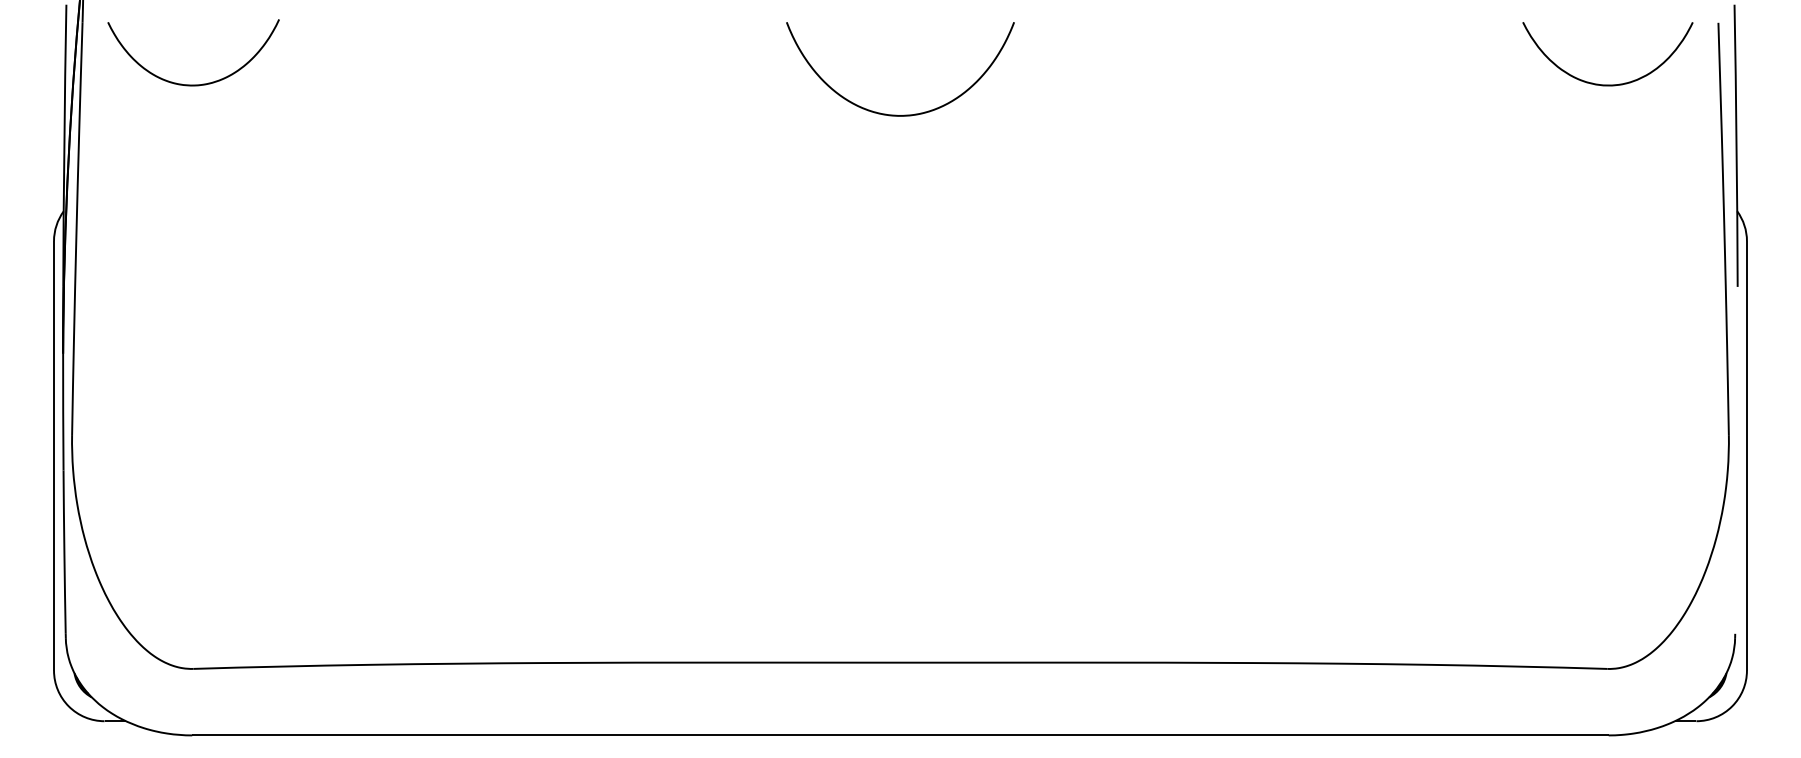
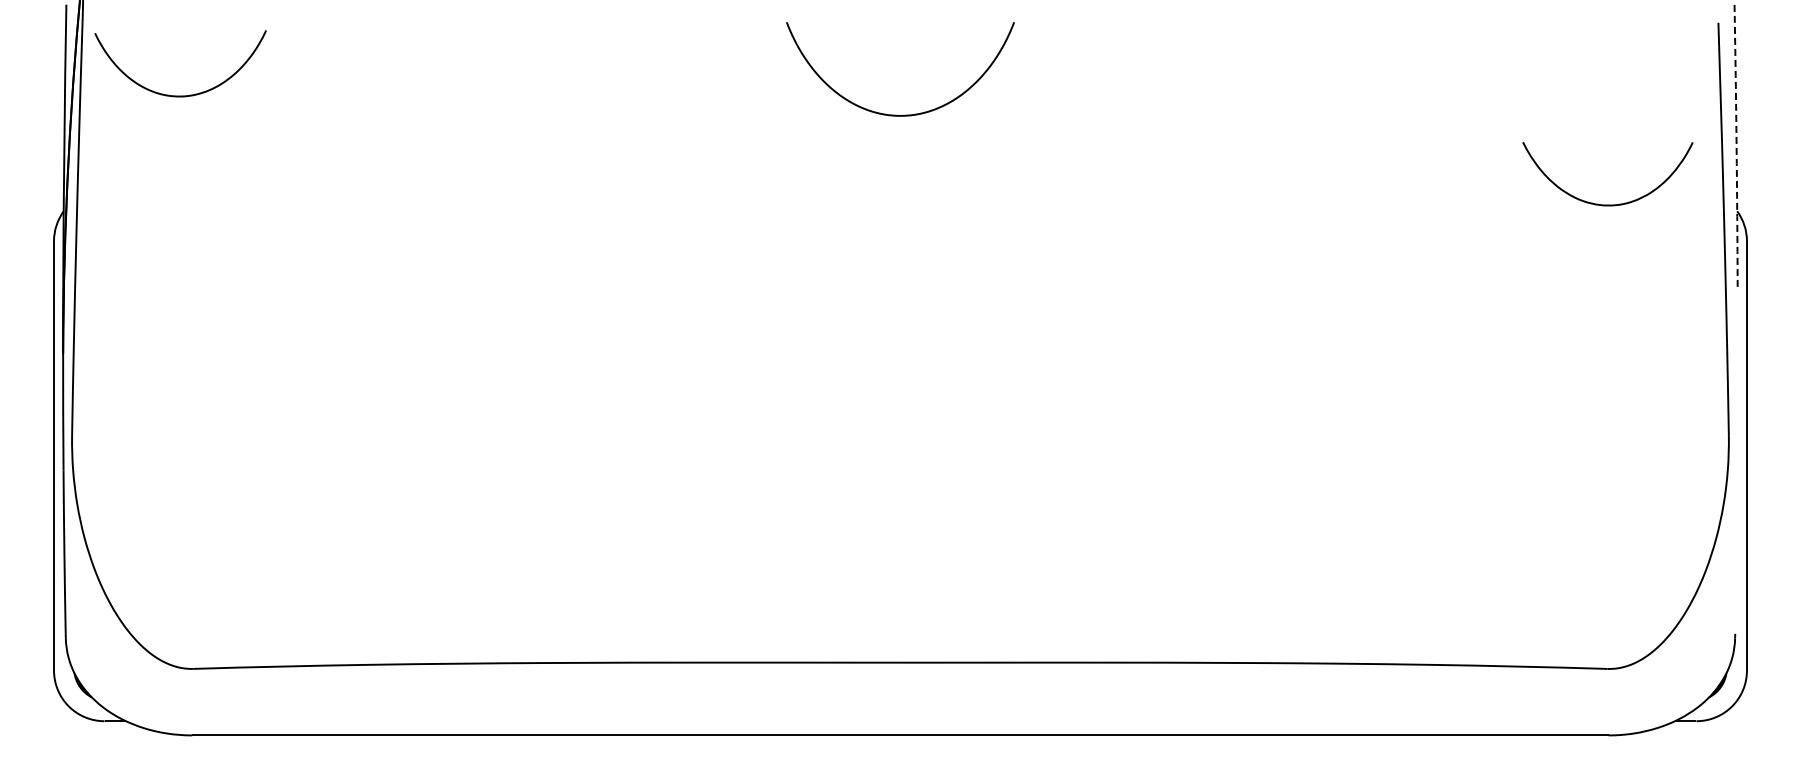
curve position: (193, 84) -> (180, 95) (180, 95)
curve position: (1607, 84) -> (1607, 204) (1607, 204)
line: solid -> dashed (1736, 145)
